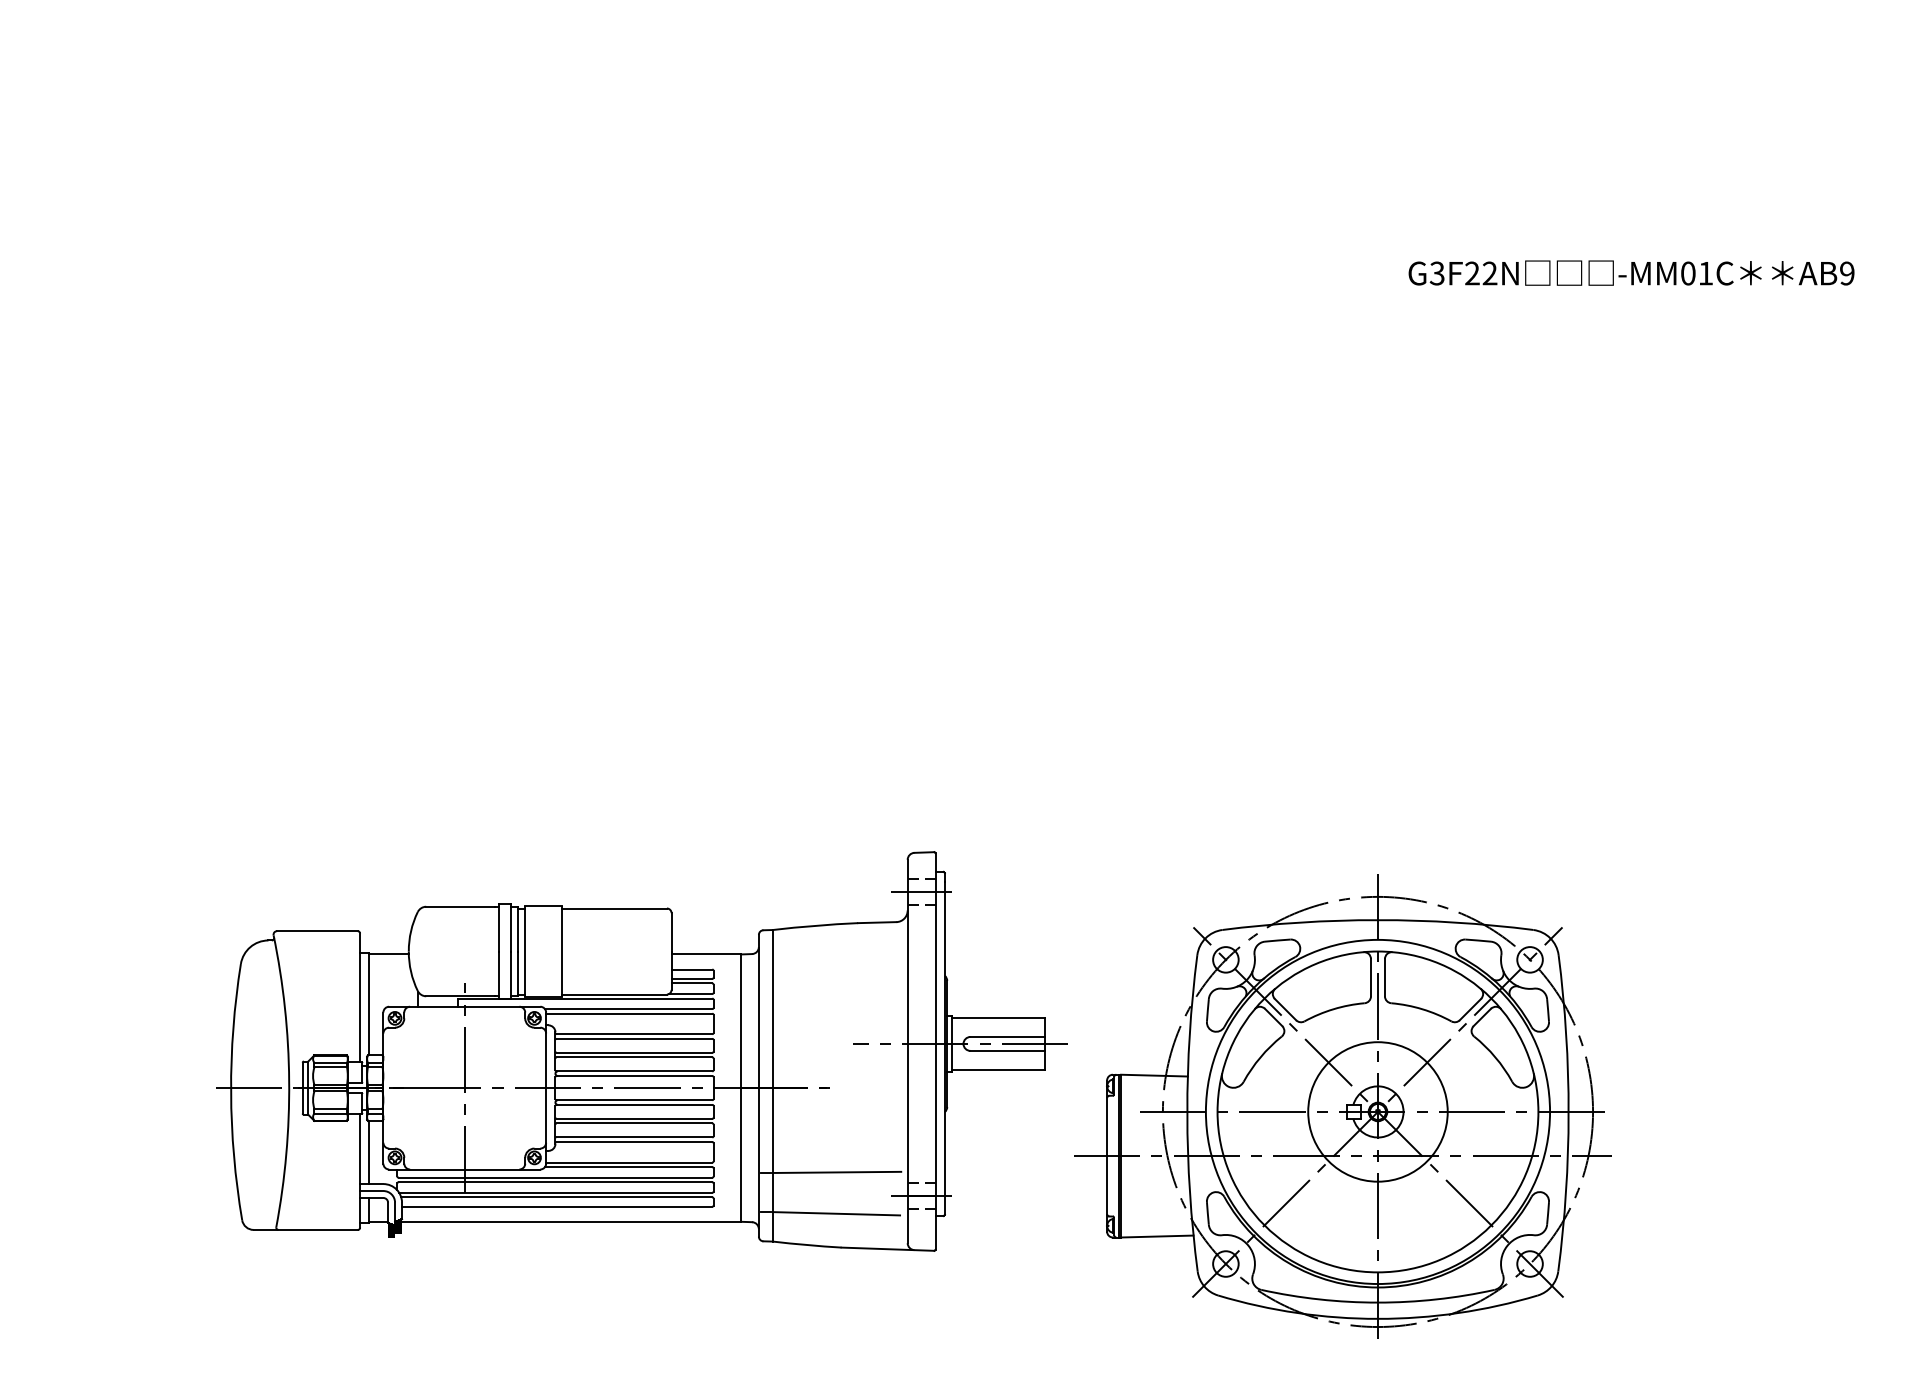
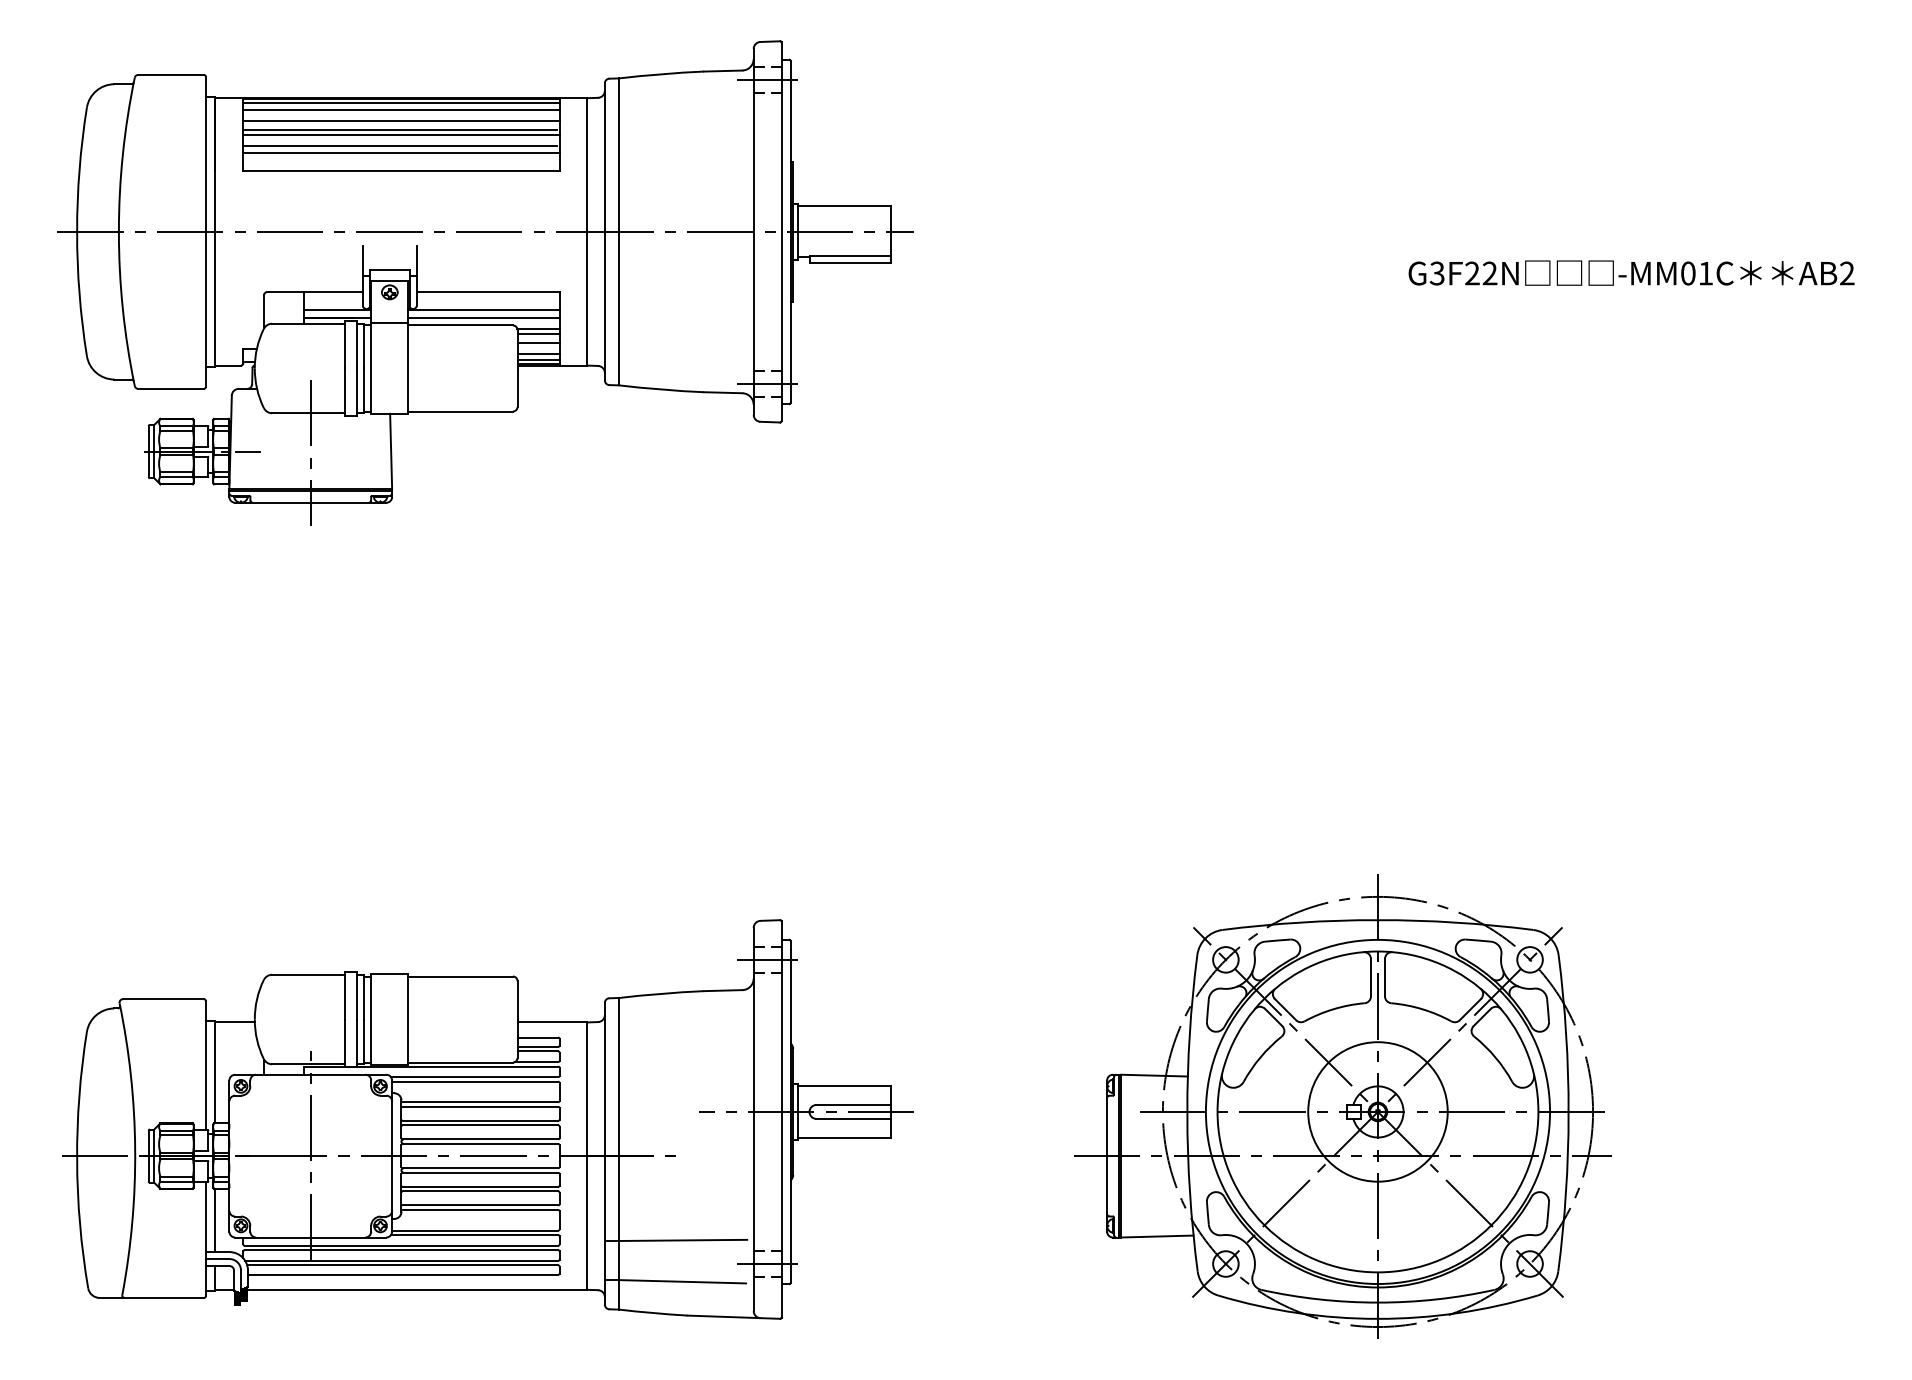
text: AB9 -> AB2 (1847, 273)
part: none -> present (485, 282)
part position: (641, 1051) -> (487, 1119) (487, 1119)
